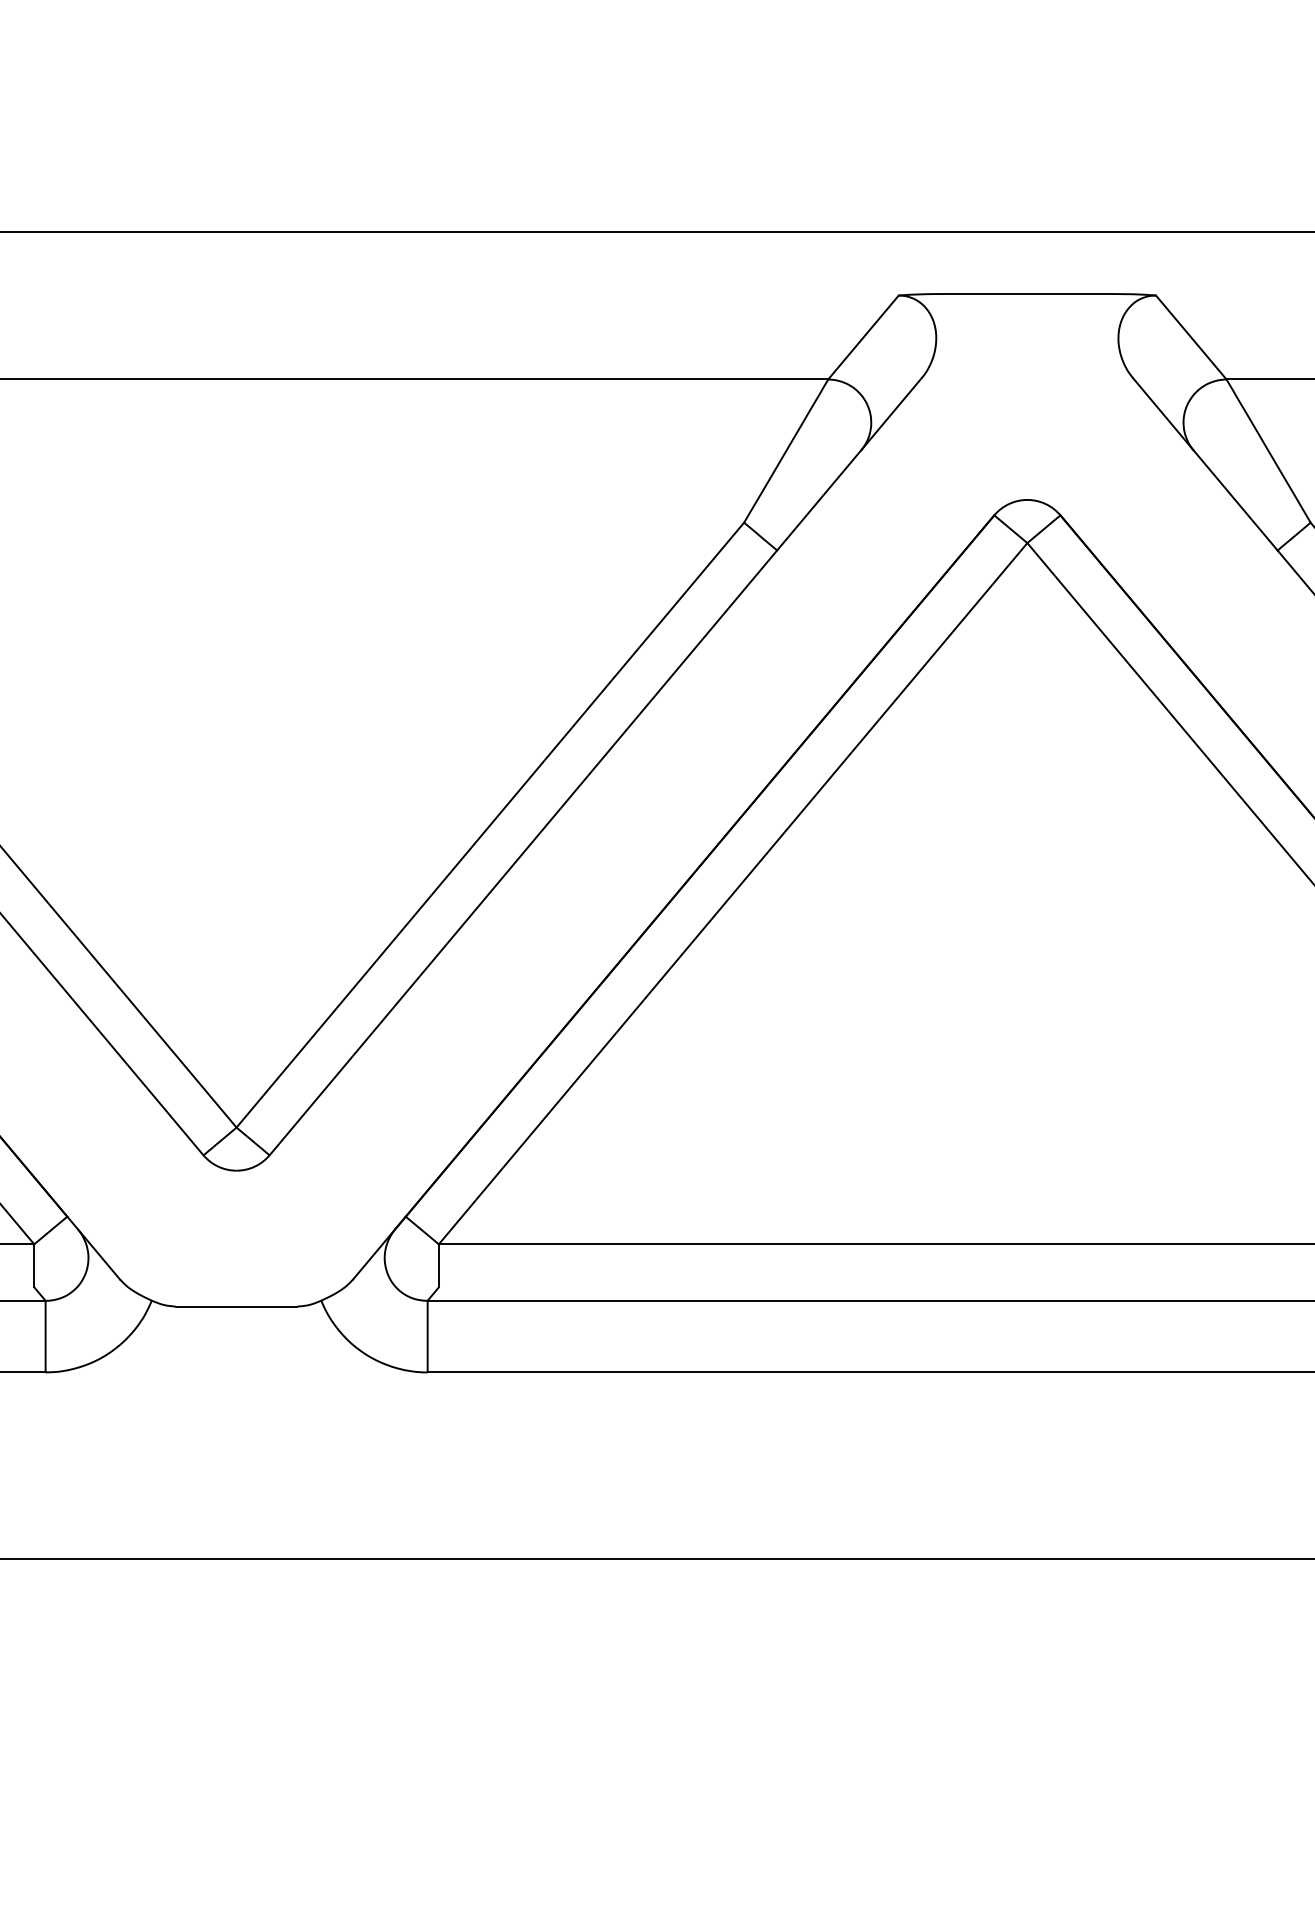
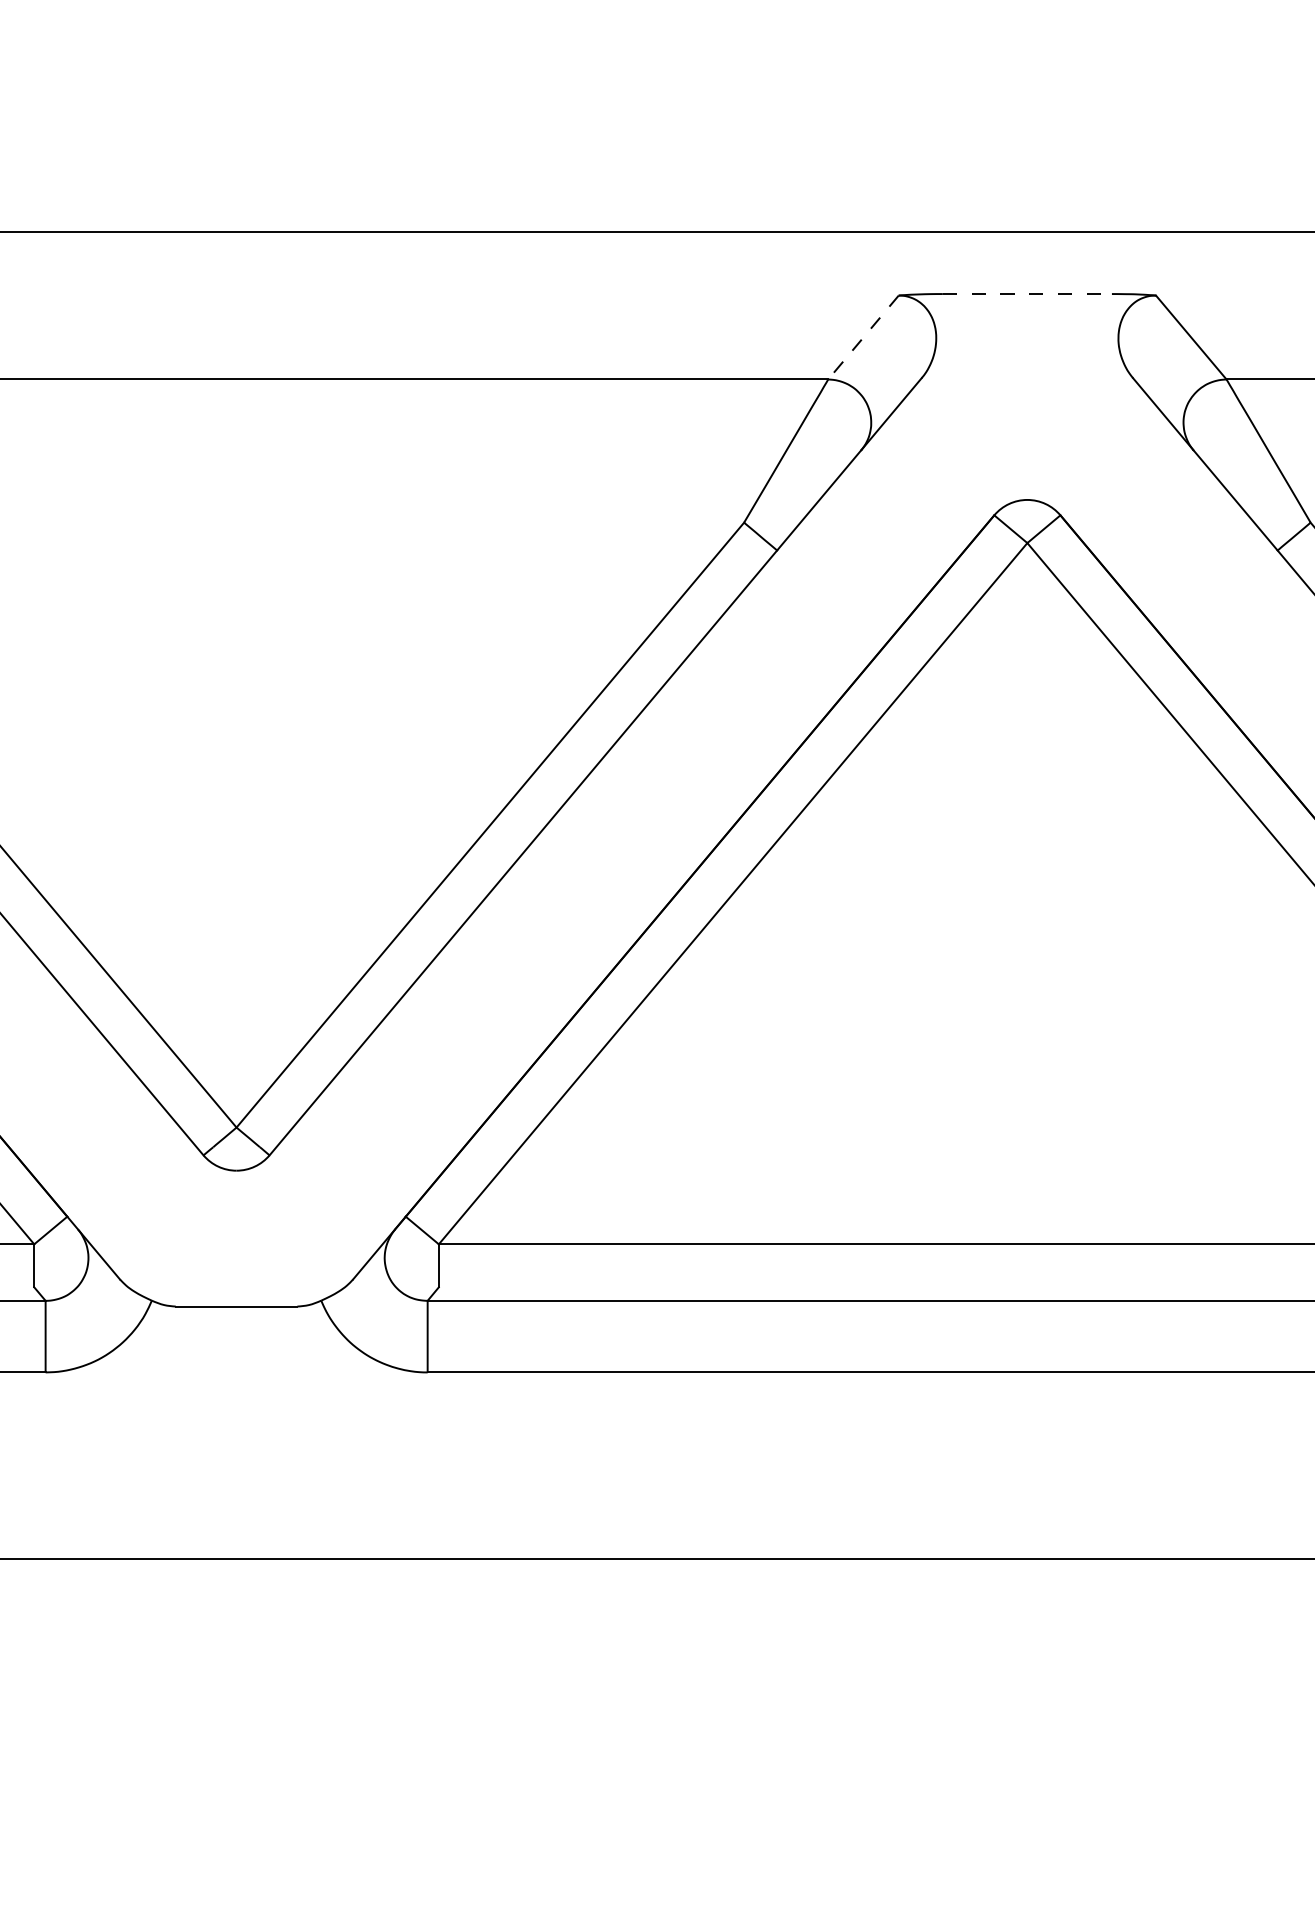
line: solid -> dashed (1027, 294)
line: solid -> dashed (863, 337)
